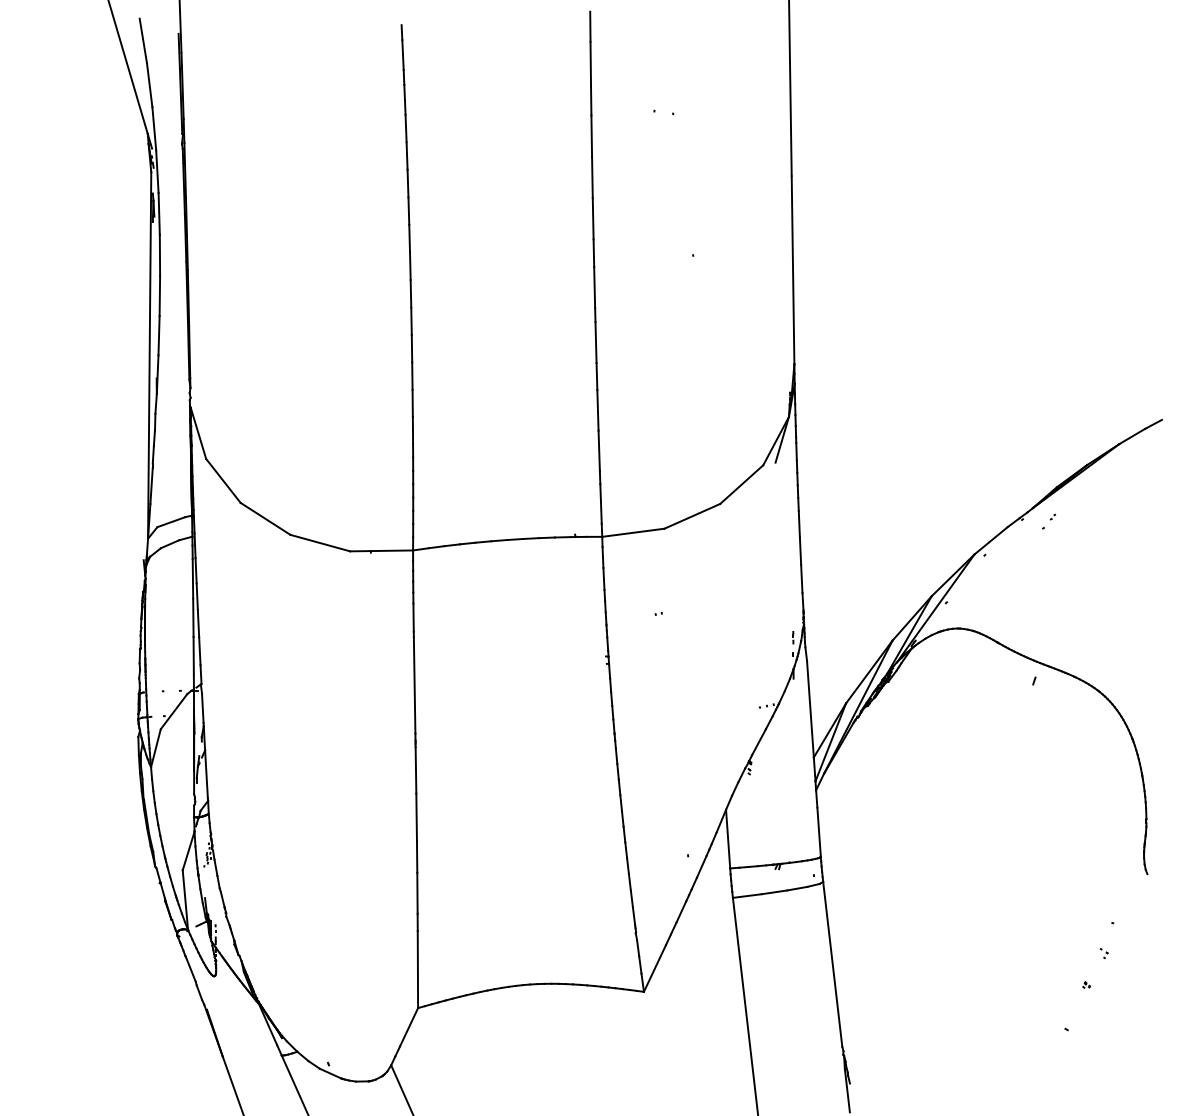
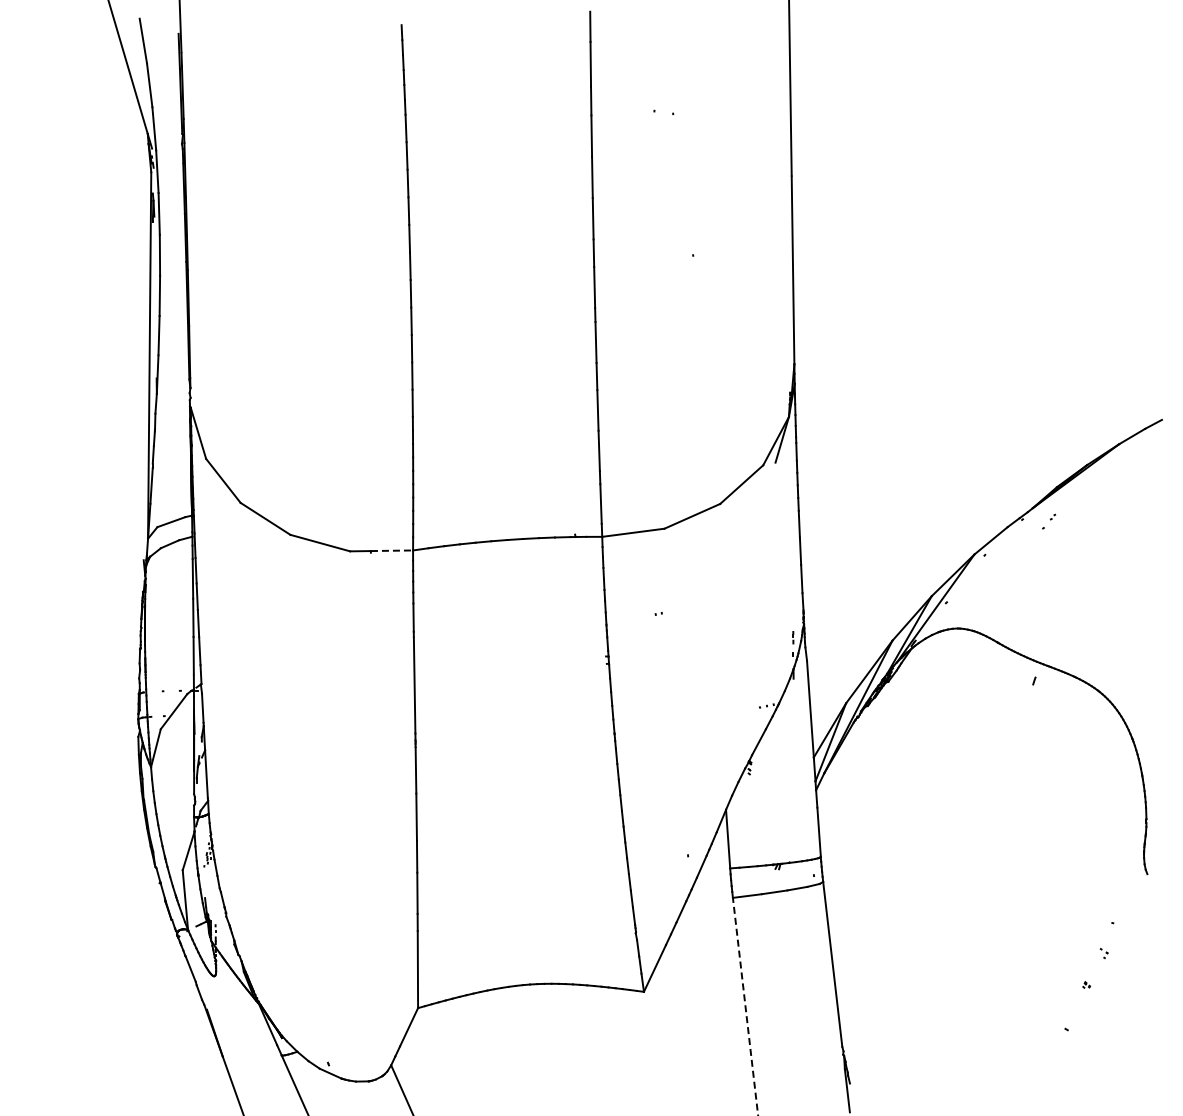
line: solid -> dashed (392, 550)
line: solid -> dashed (745, 1006)
